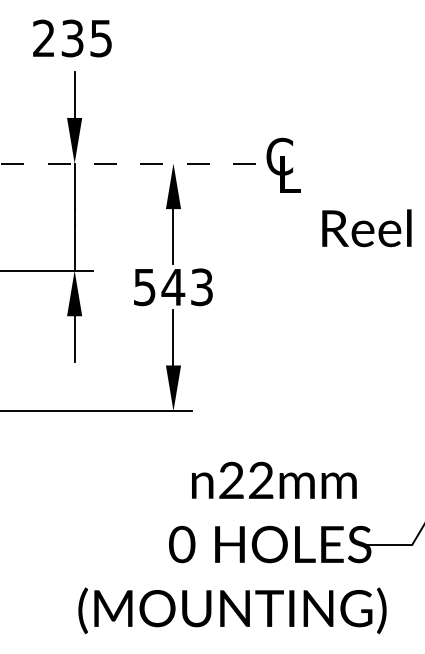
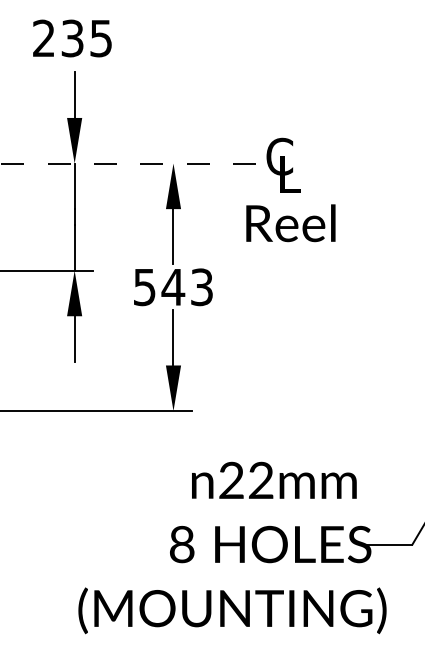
text position: (366, 228) -> (290, 223) (290, 223)
text: 0 -> 8 (182, 544)
